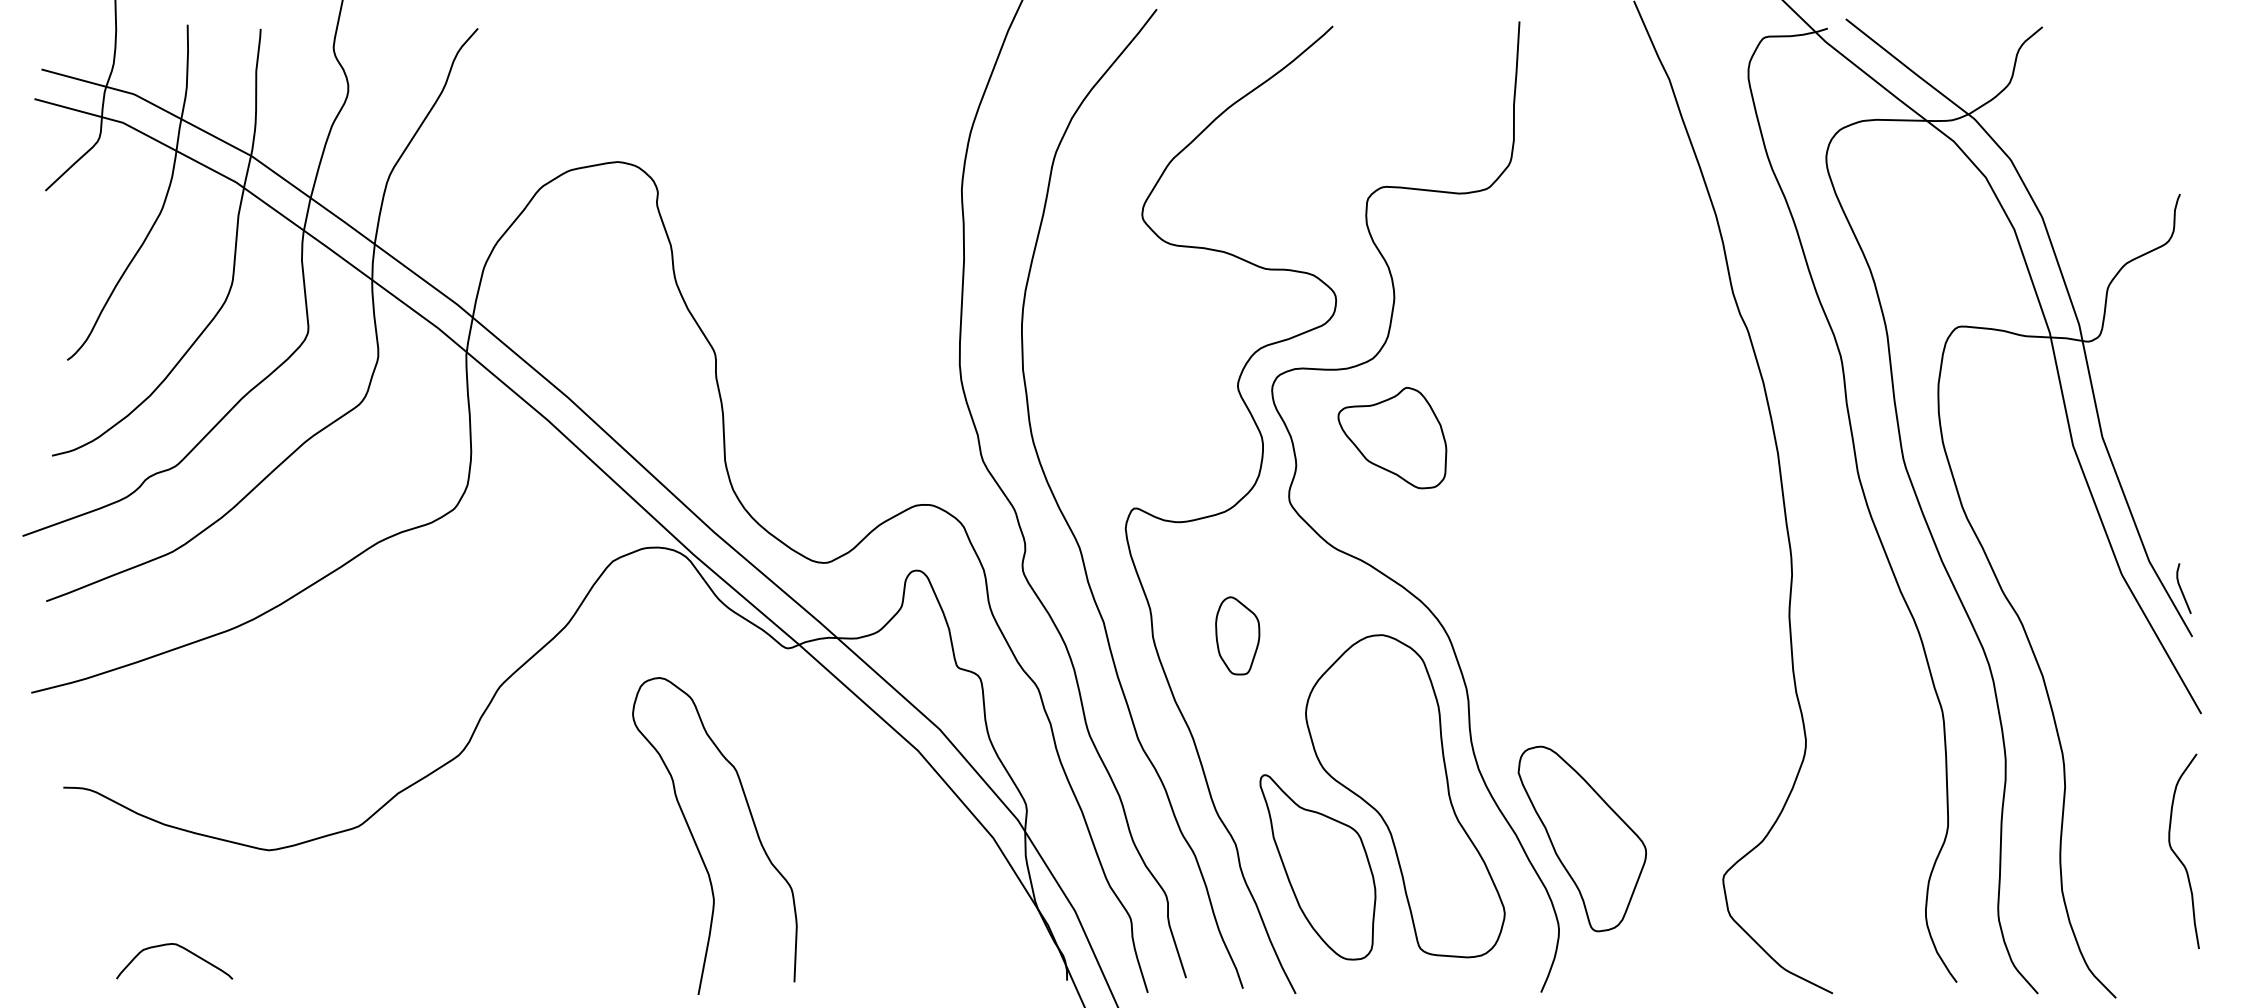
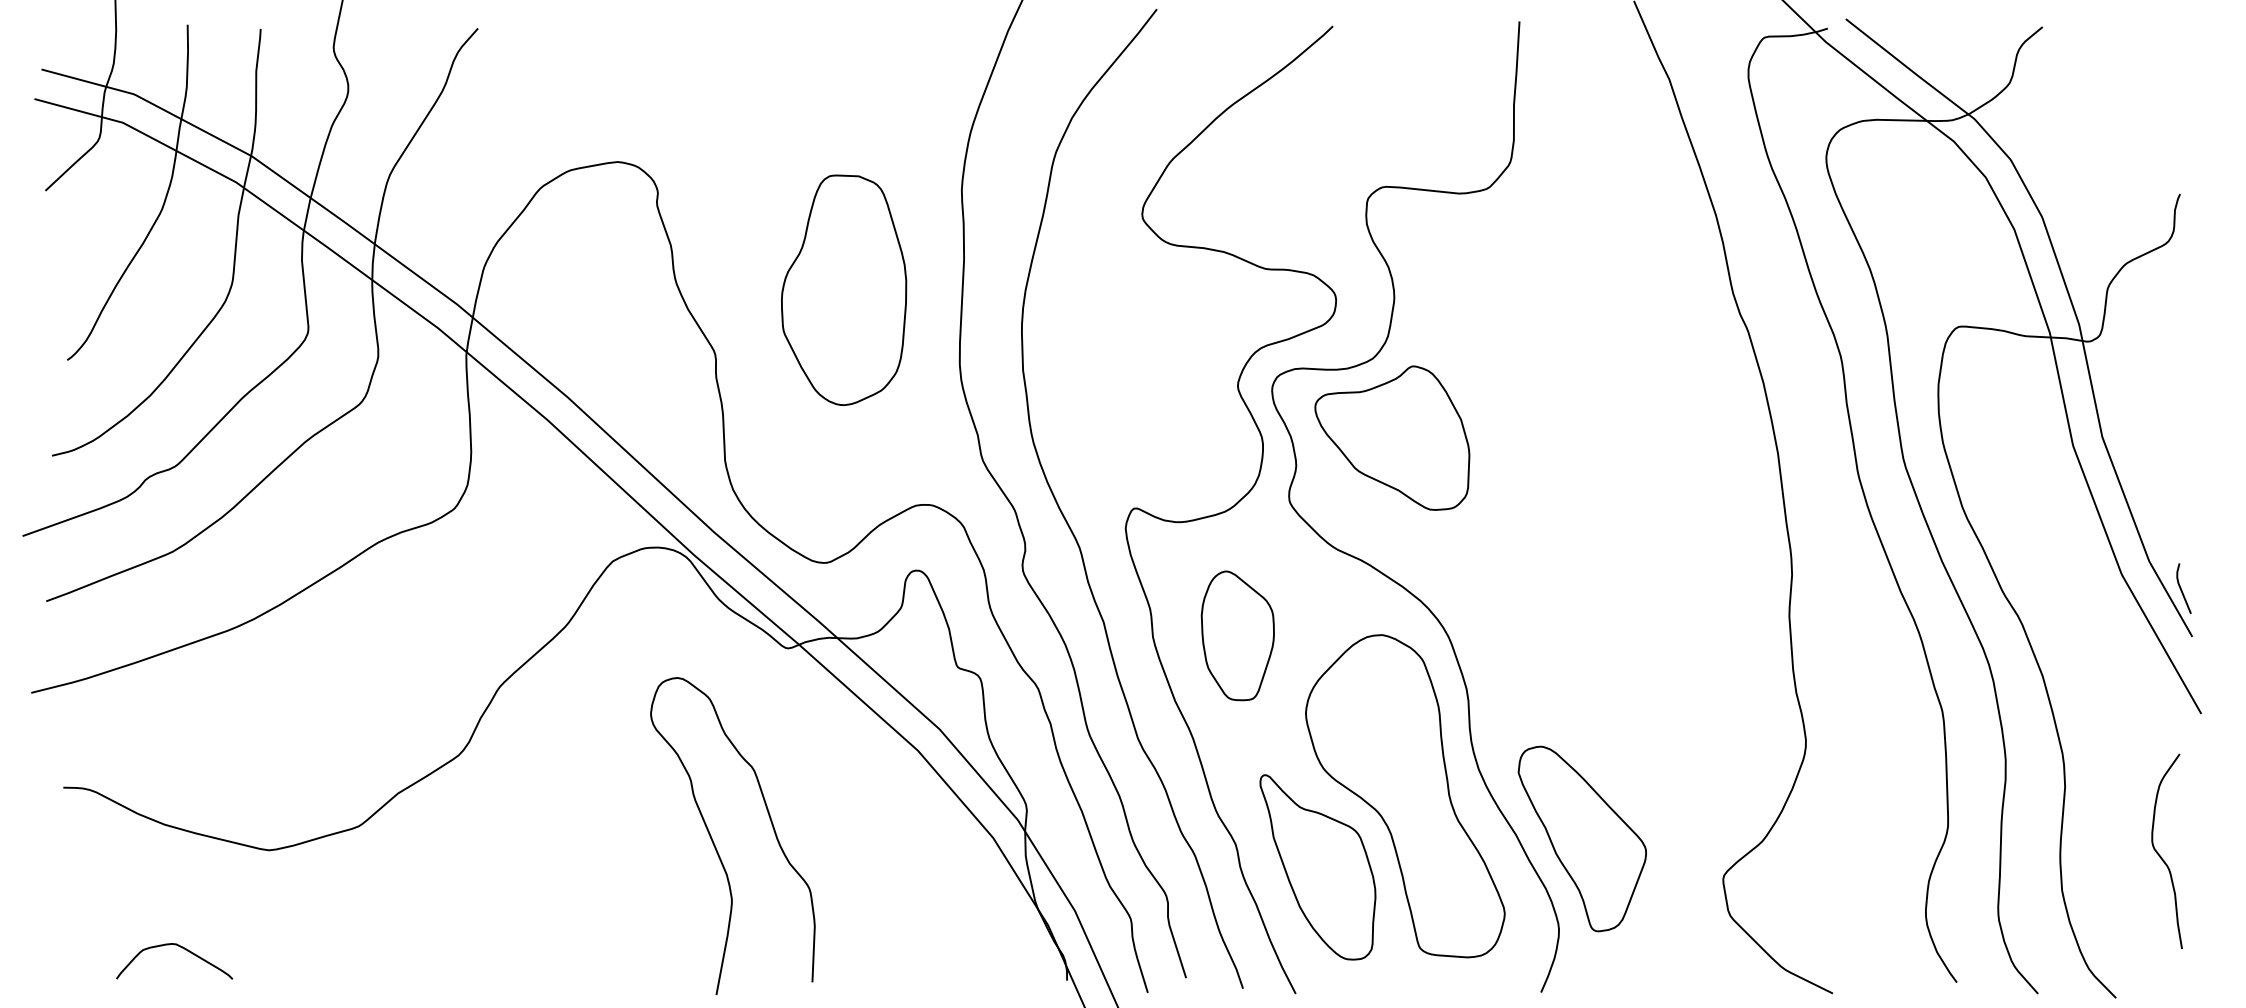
part: none -> present (844, 289)
part size: 111x103 px -> 157x146 px (1392, 437)
part size: 46x80 px -> 75x132 px (1237, 635)
curve position: (696, 842) -> (714, 842) (714, 842)
curve position: (2177, 855) -> (2160, 855) (2160, 855)
